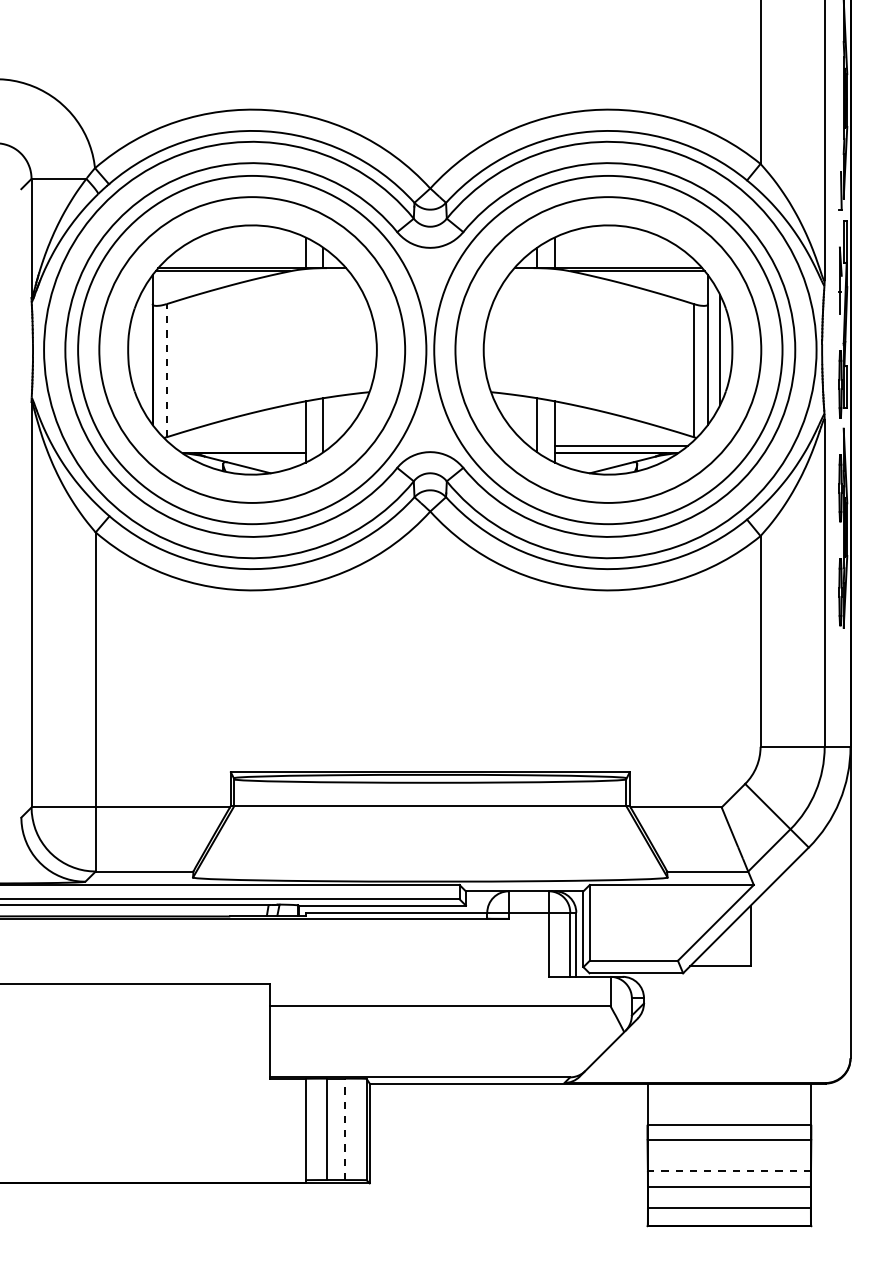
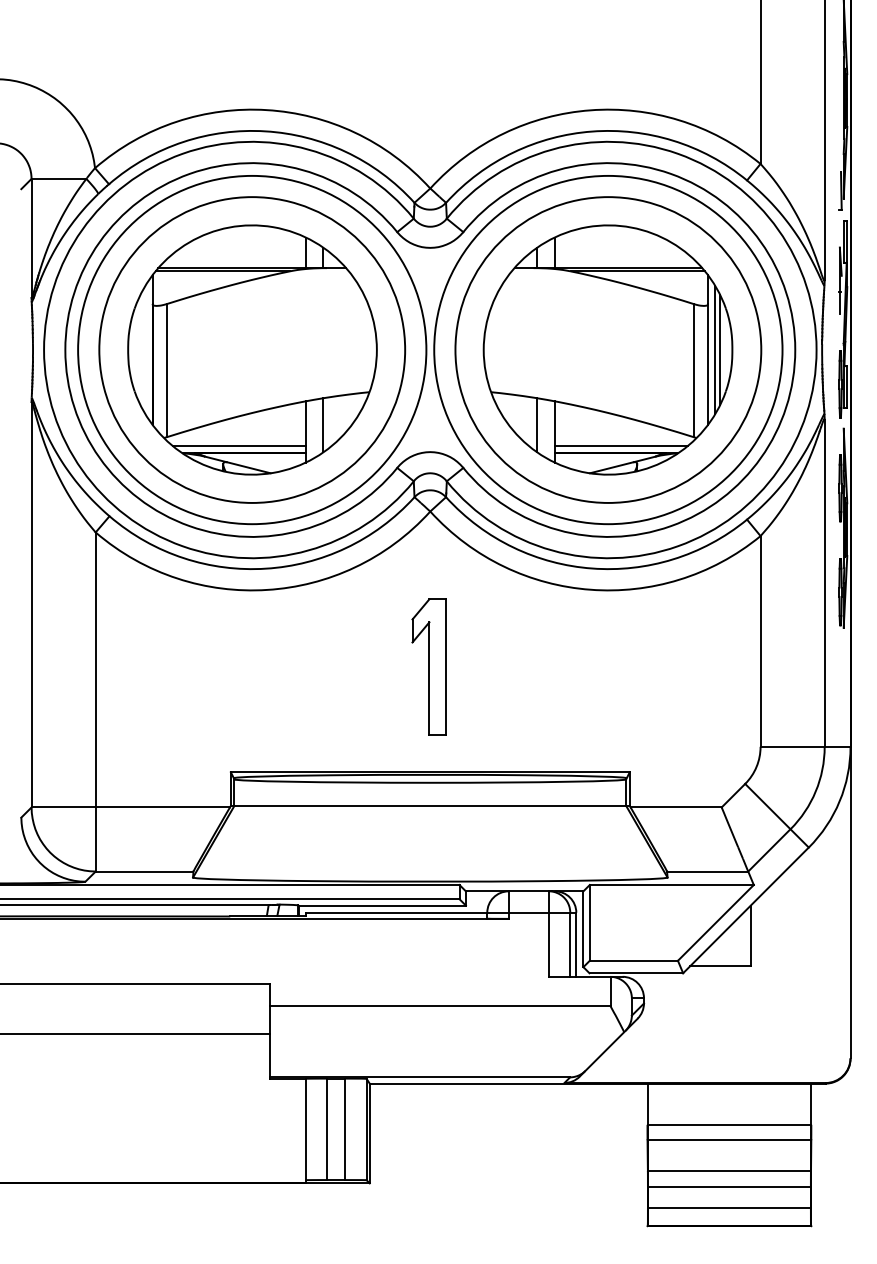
line: none -> present (715, 349)
line: dashed -> solid (166, 370)
line: none -> present (238, 446)
part: none -> present (428, 666)
line: none -> present (136, 1033)
line: dashed -> solid (345, 1129)
line: dashed -> solid (729, 1171)
